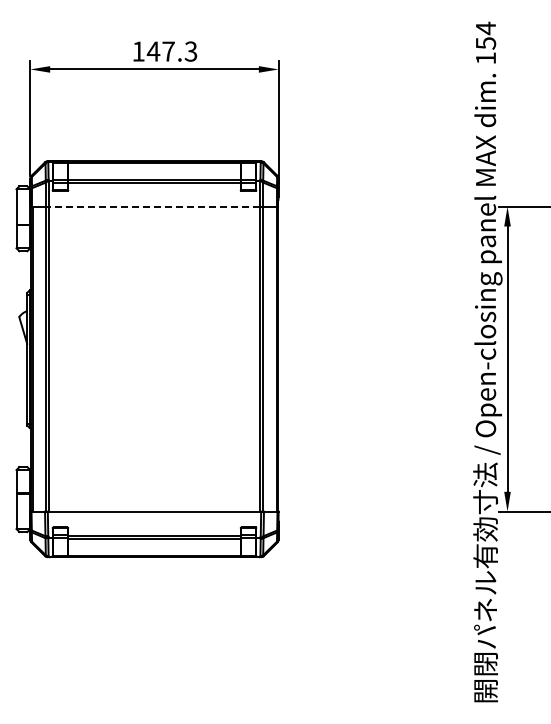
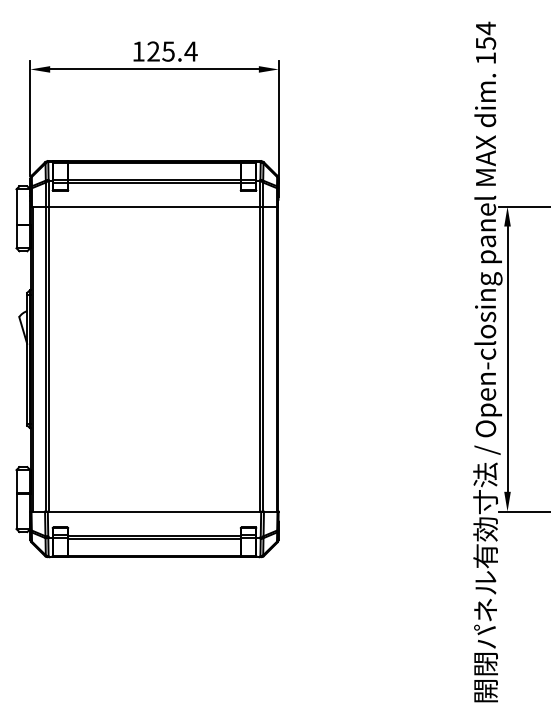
text: 147.3 -> 125.4 (171, 51)
line: dashed -> solid (154, 206)
